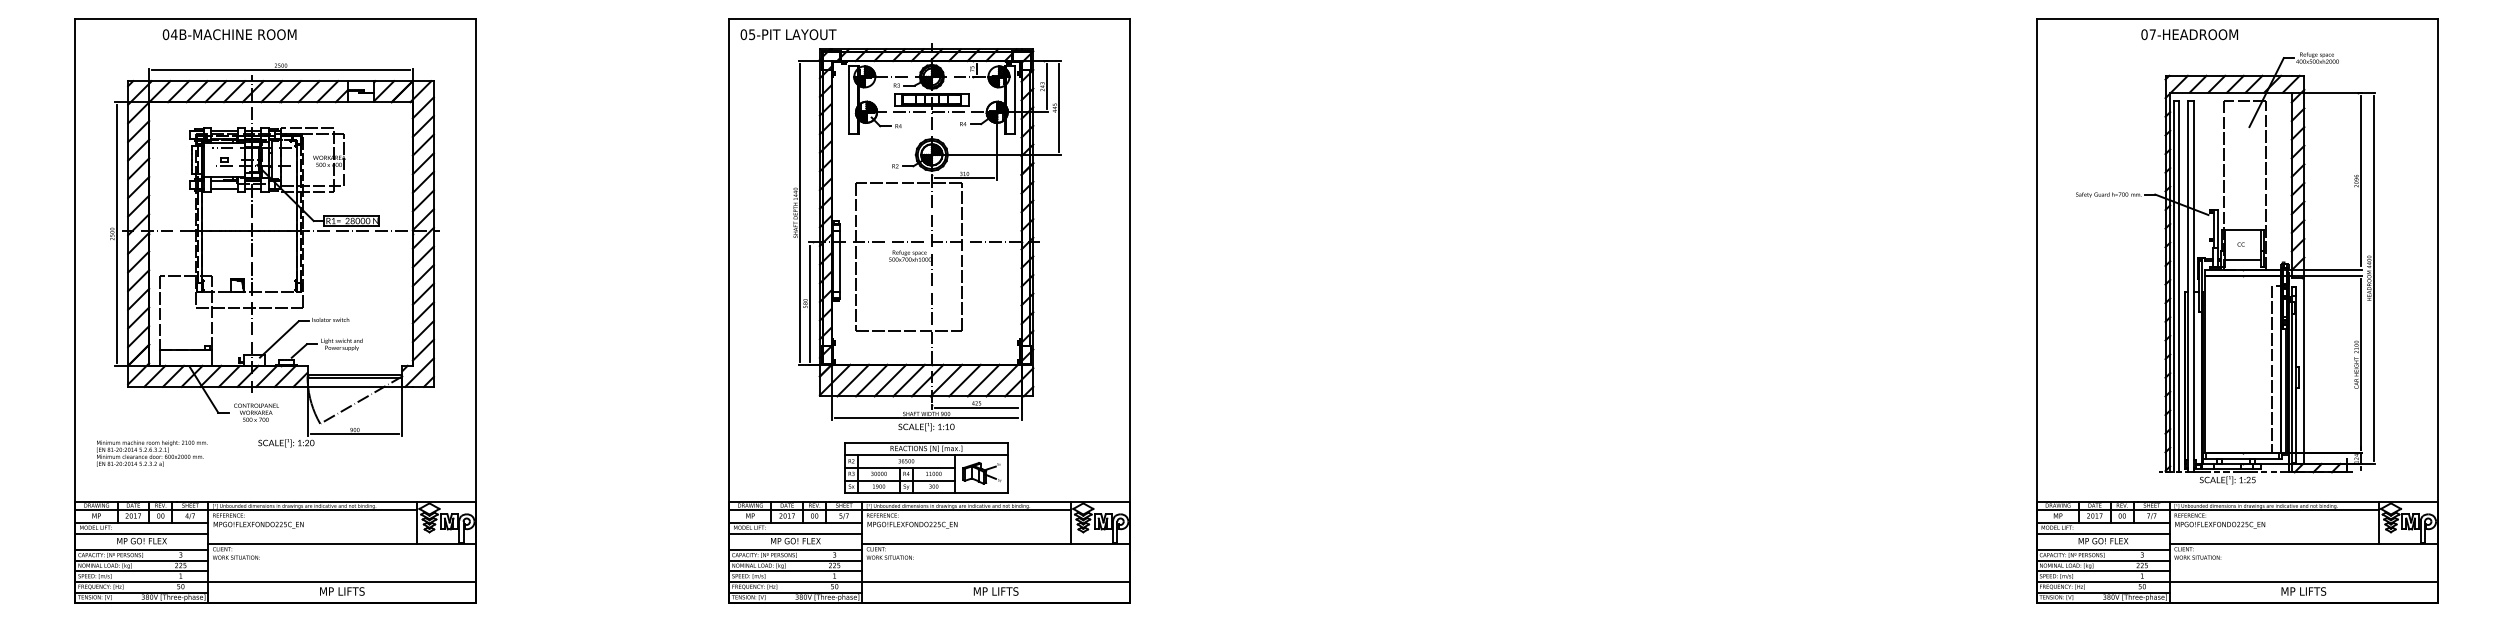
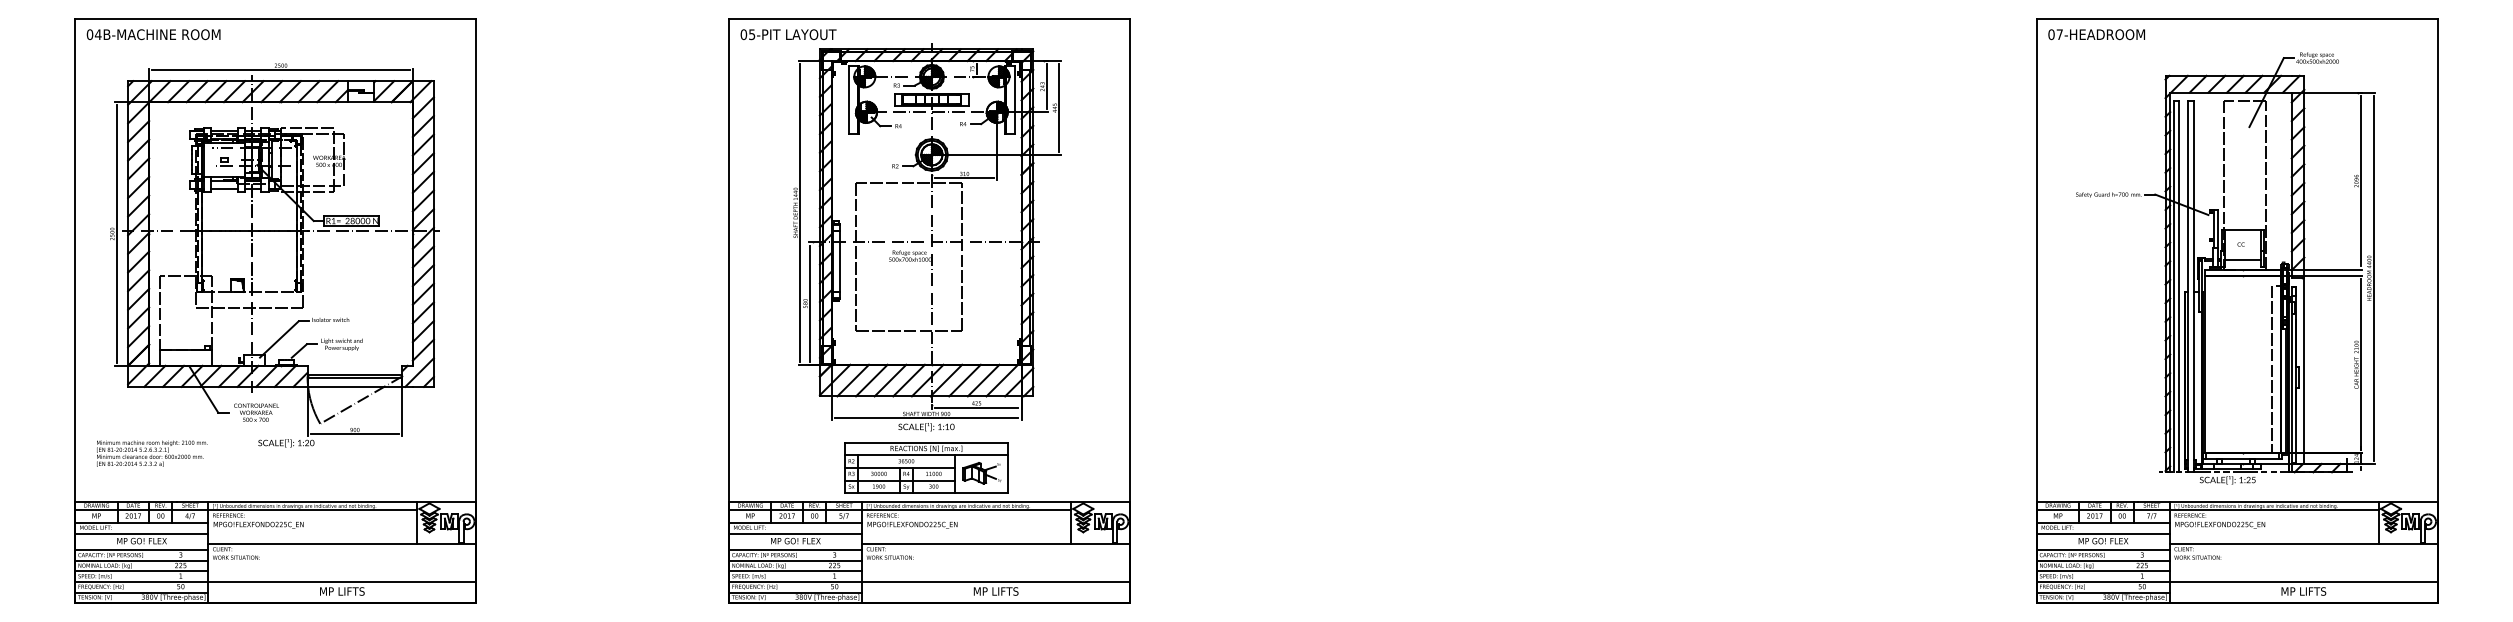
text position: (229, 34) -> (153, 34) (153, 34)
text position: (2189, 34) -> (2096, 34) (2096, 34)
